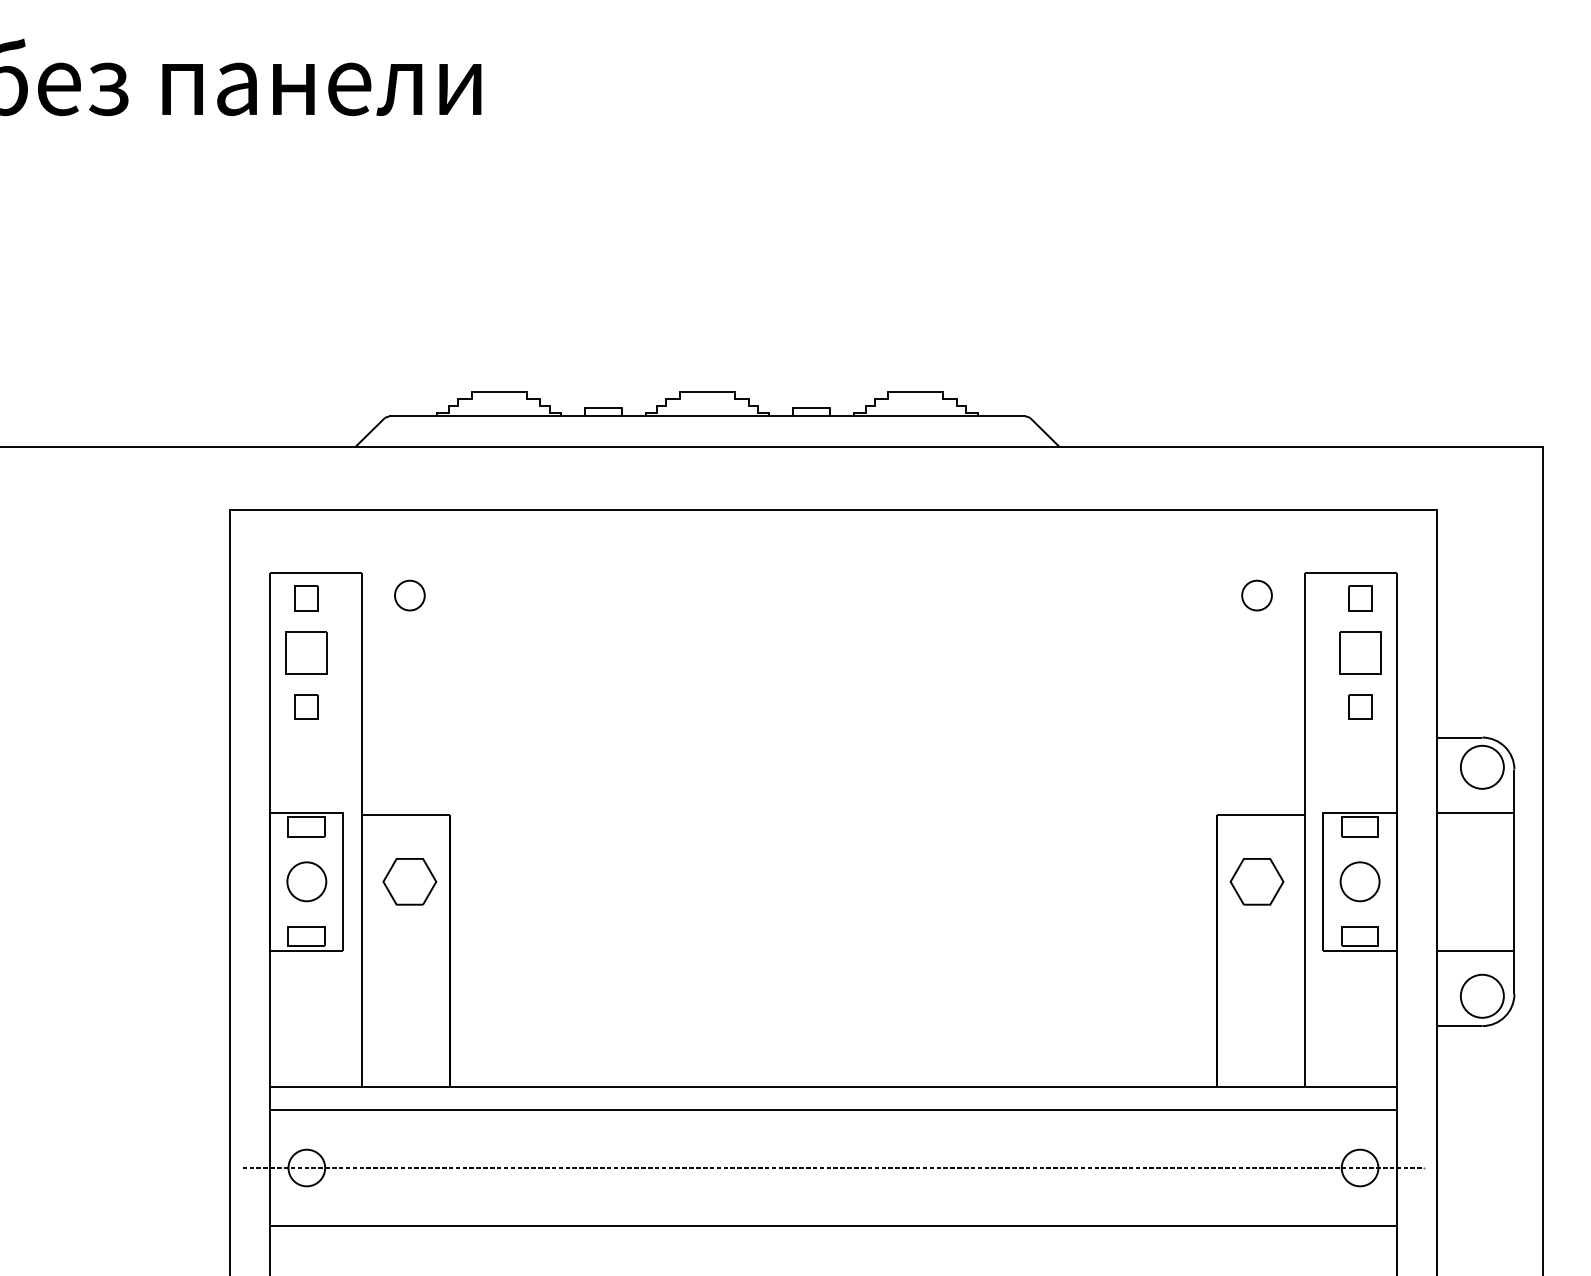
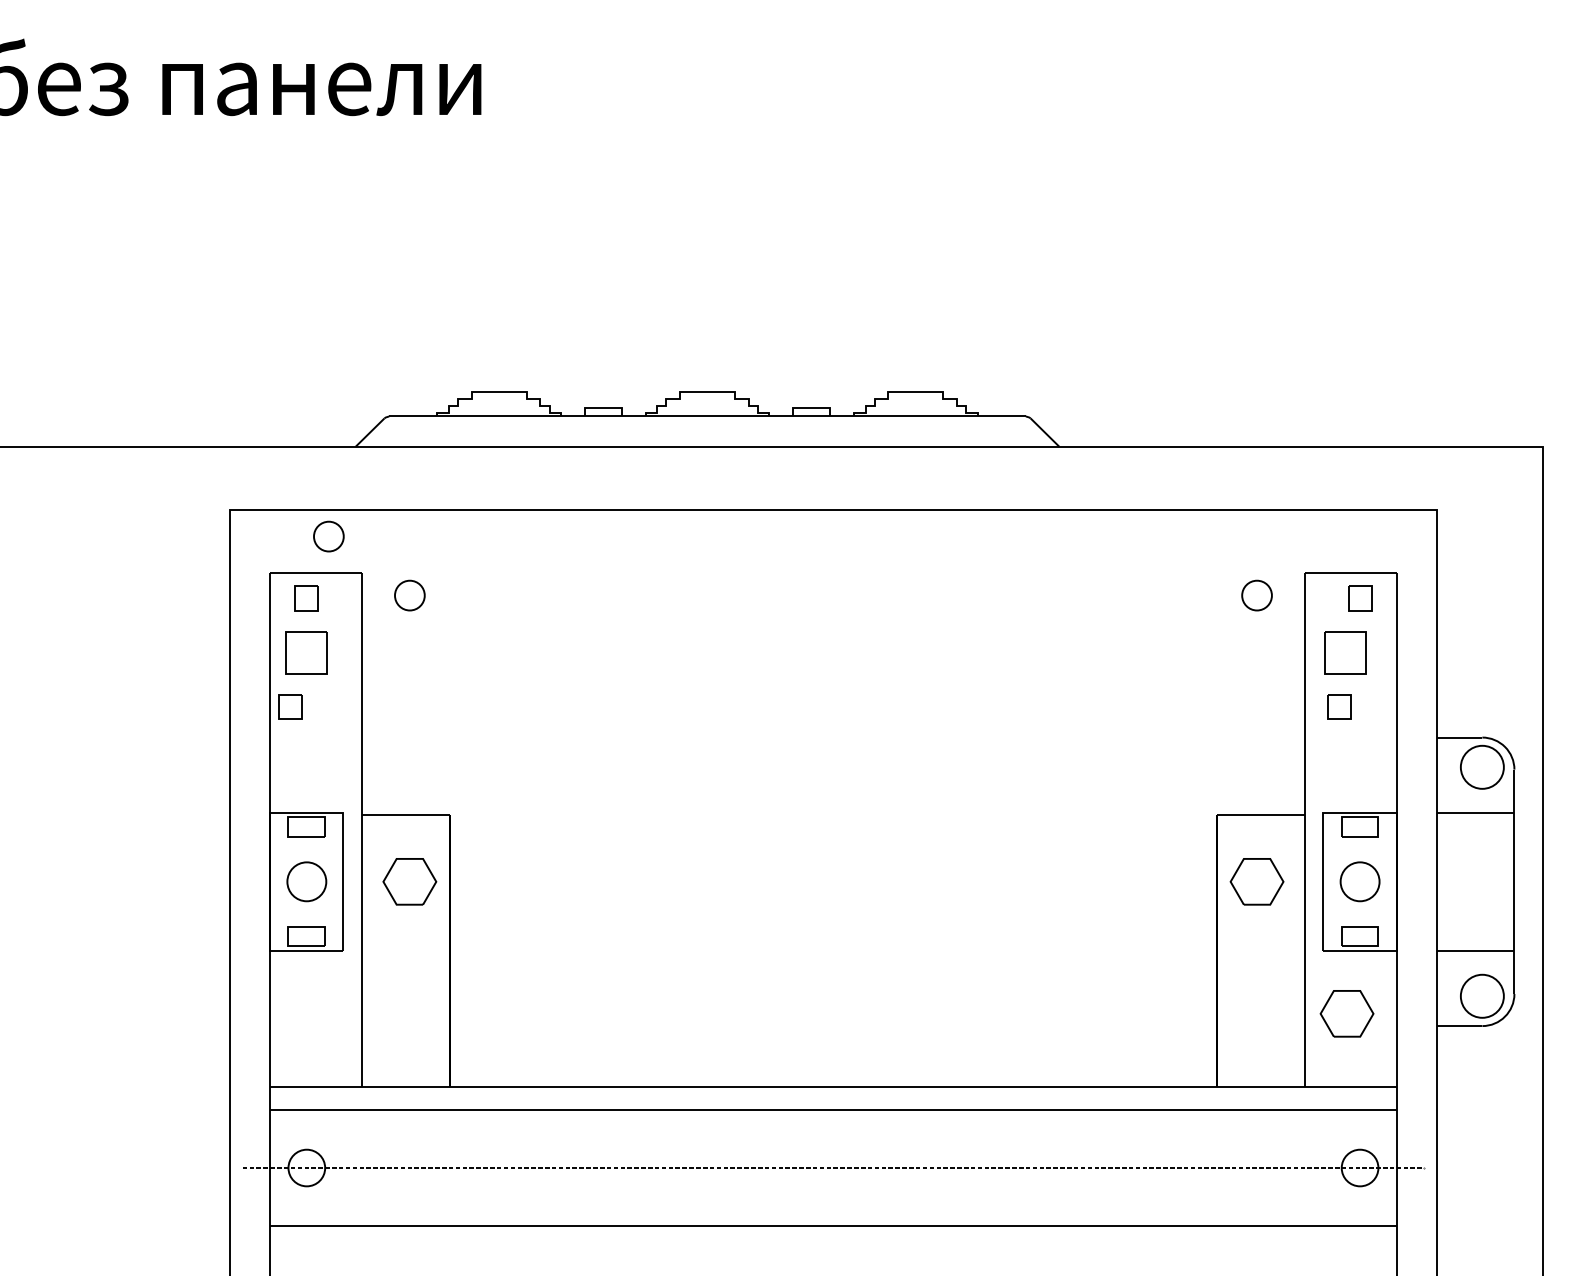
part: none -> present (328, 536)
part position: (1360, 652) -> (1345, 652) (1345, 652)
part position: (306, 706) -> (290, 706) (290, 706)
part position: (1360, 706) -> (1339, 706) (1339, 706)
part: none -> present (1346, 1013)
